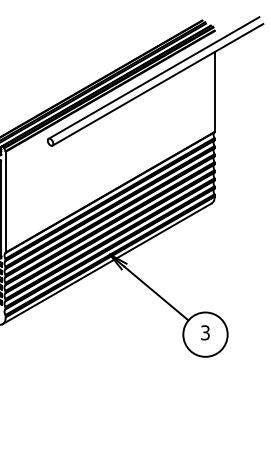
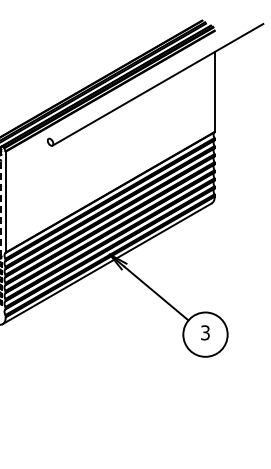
line: present -> none (153, 77)
line: solid -> dashed (1, 210)
